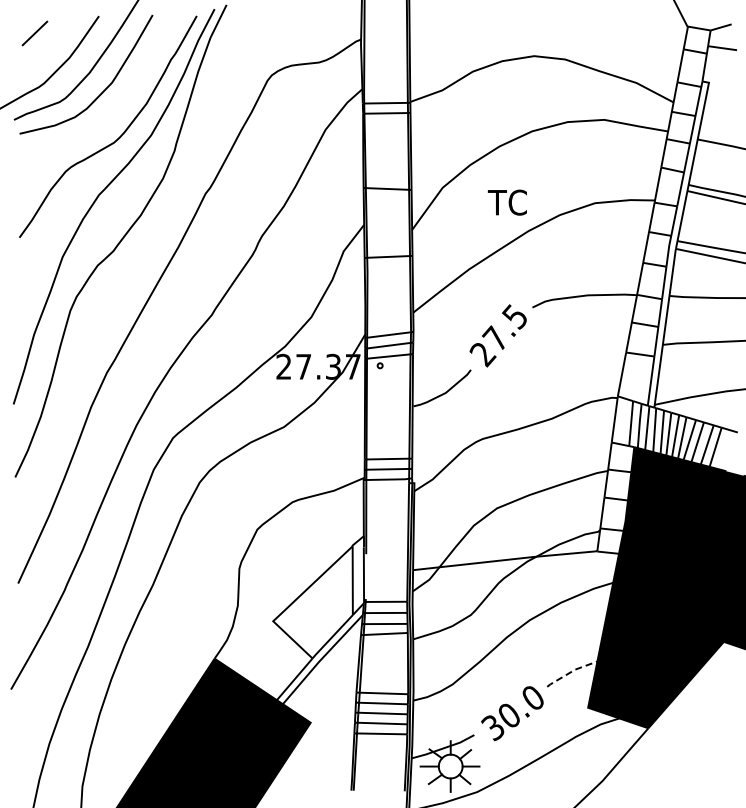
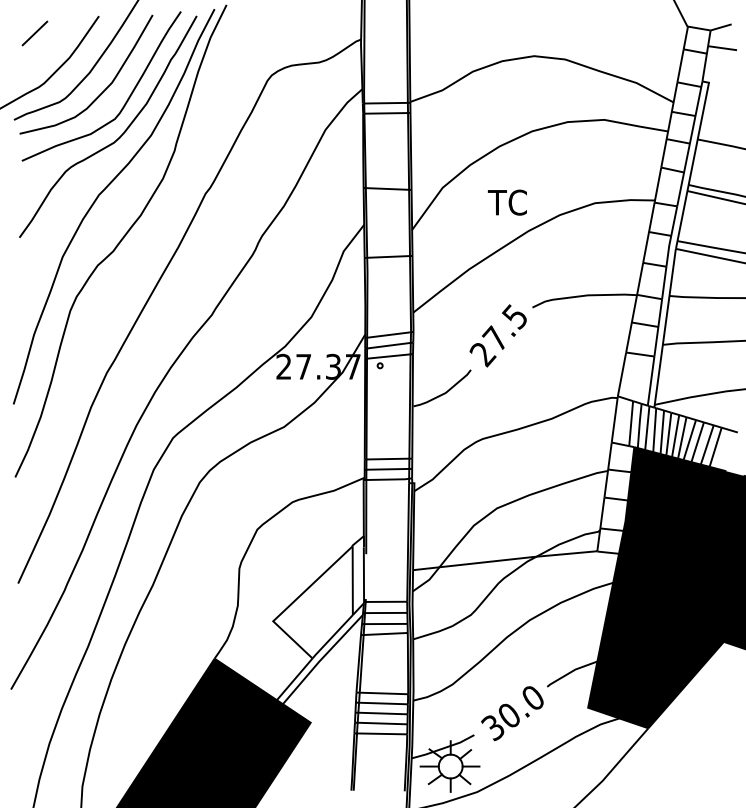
curve: none -> present (124, 103)
line: dashed -> solid (571, 672)
